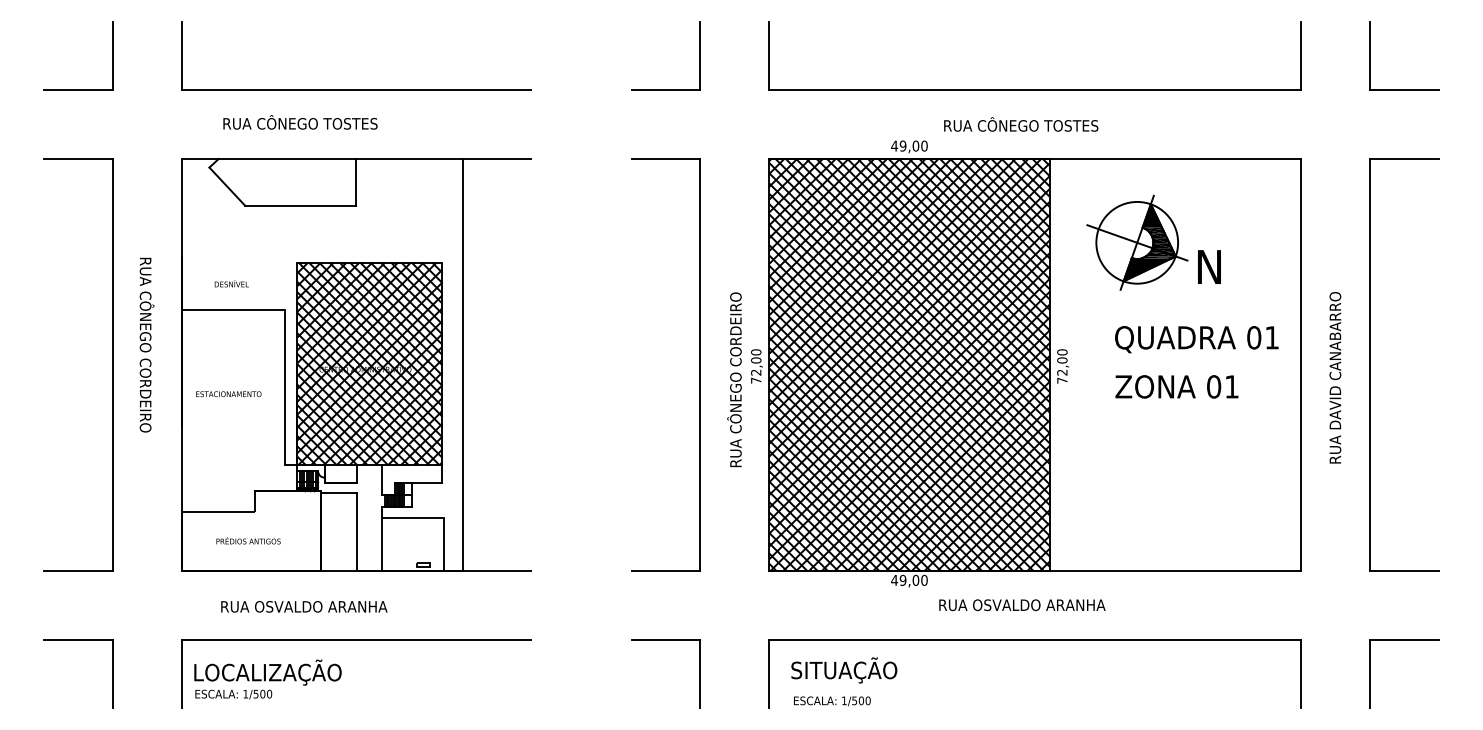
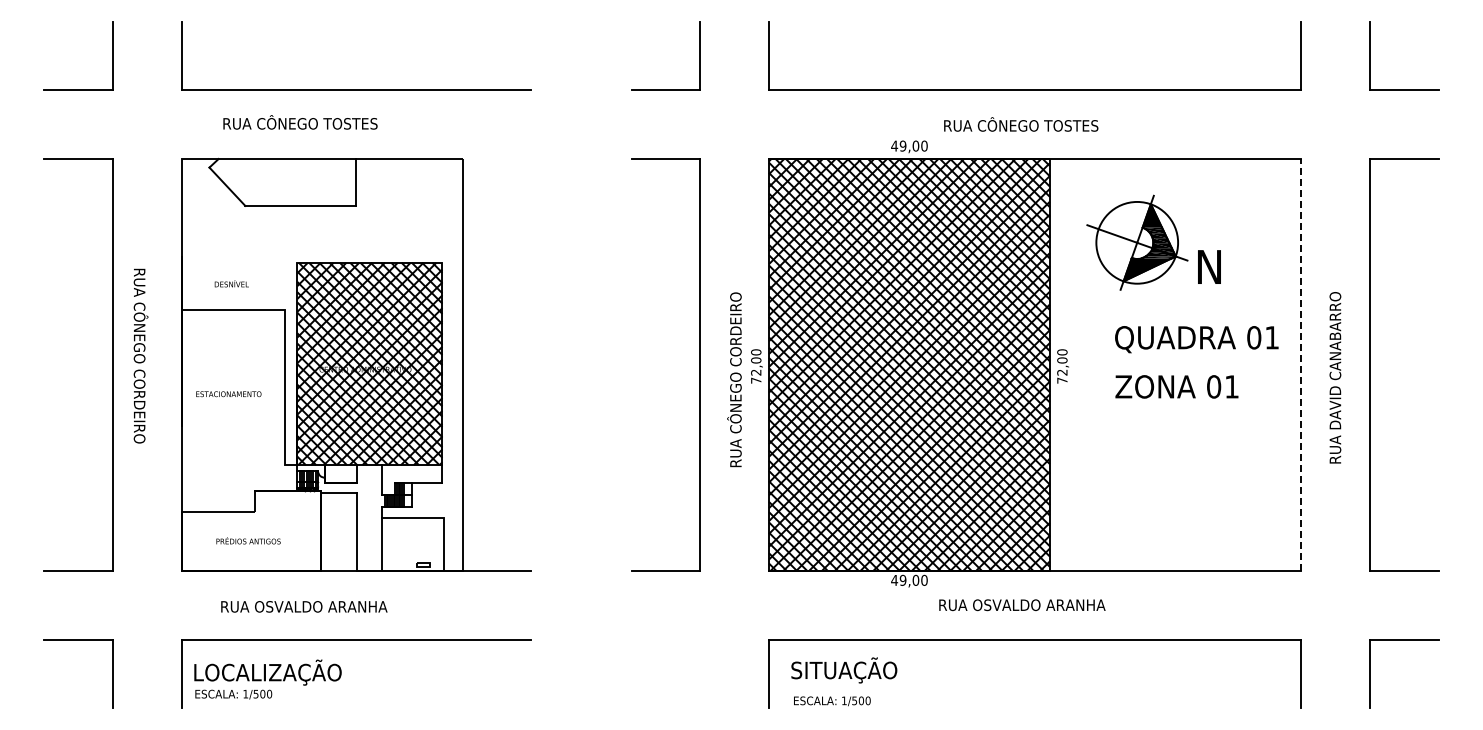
line: present -> none (496, 159)
text position: (146, 344) -> (140, 355) (140, 355)
line: solid -> dashed (1301, 364)
part: present -> none (665, 640)
